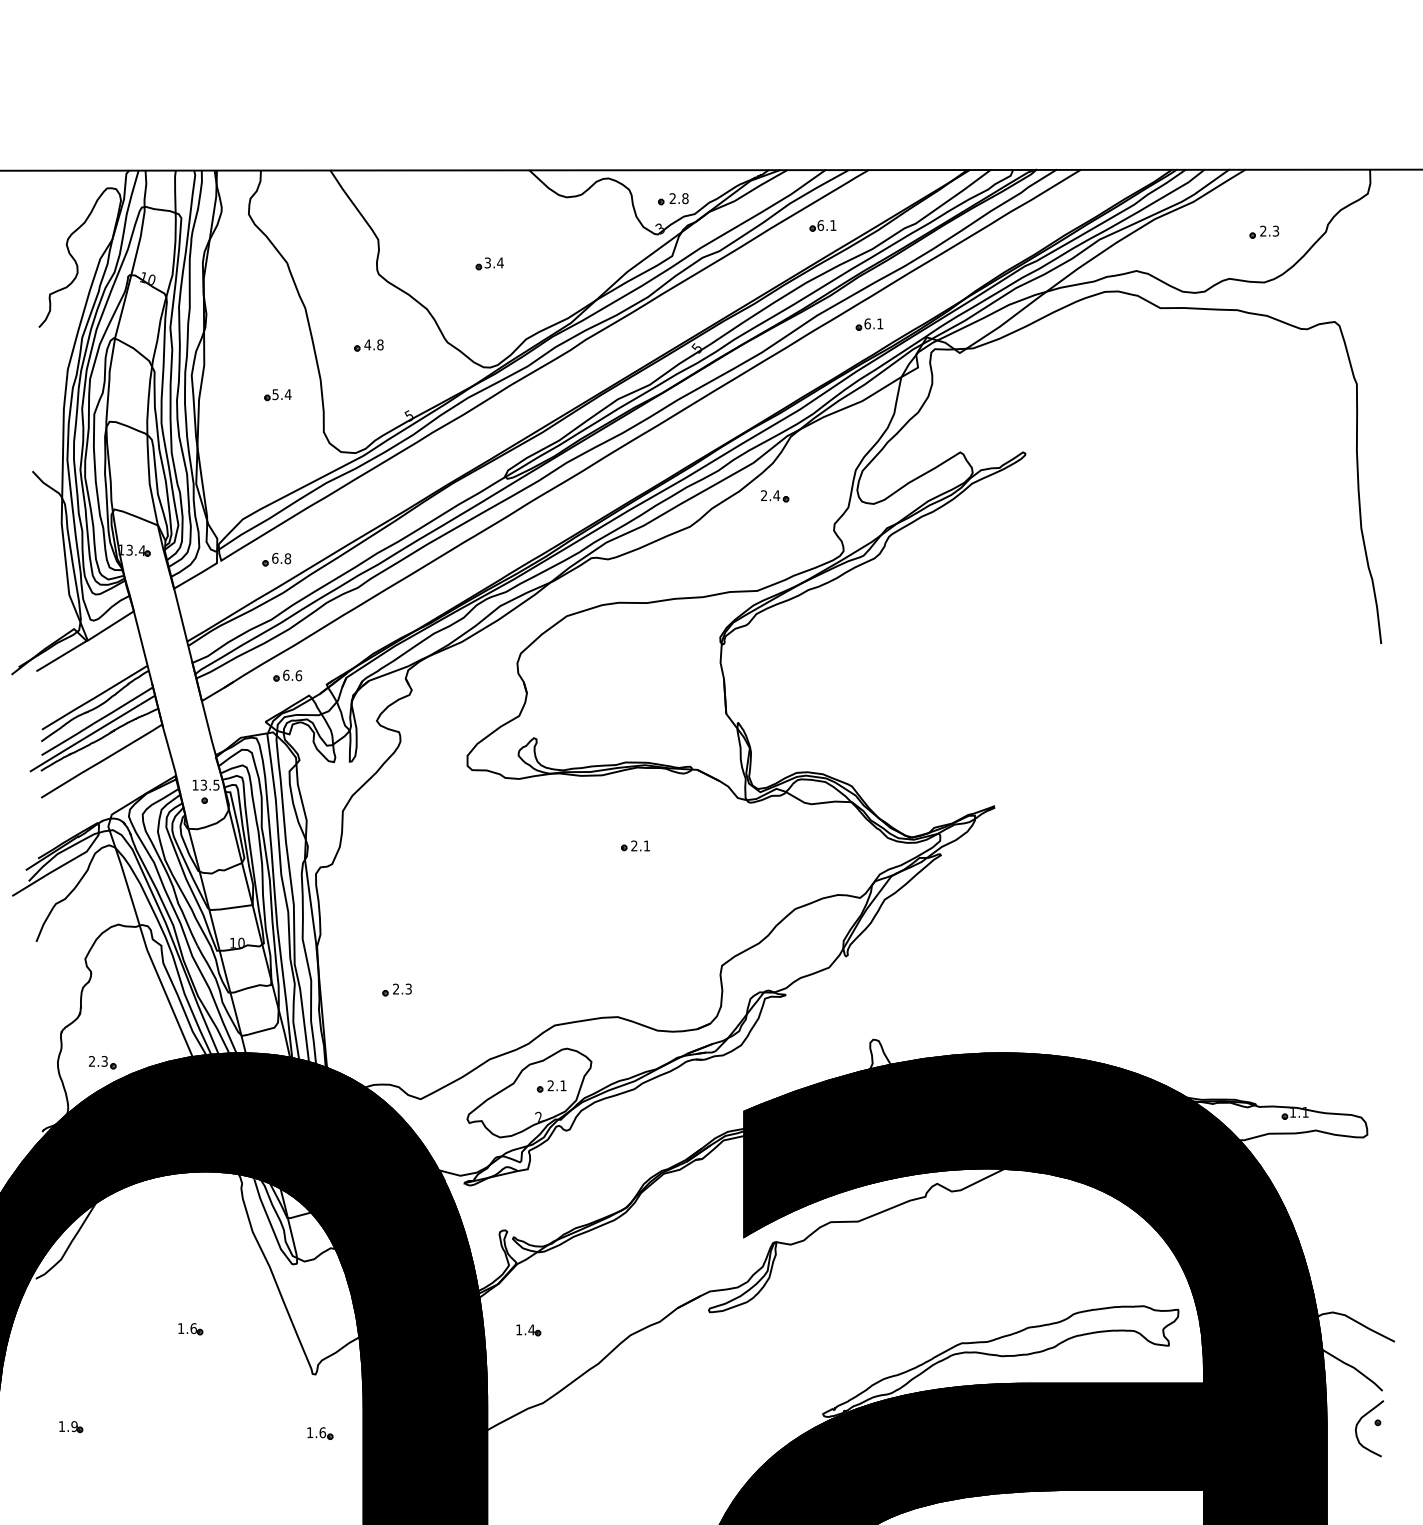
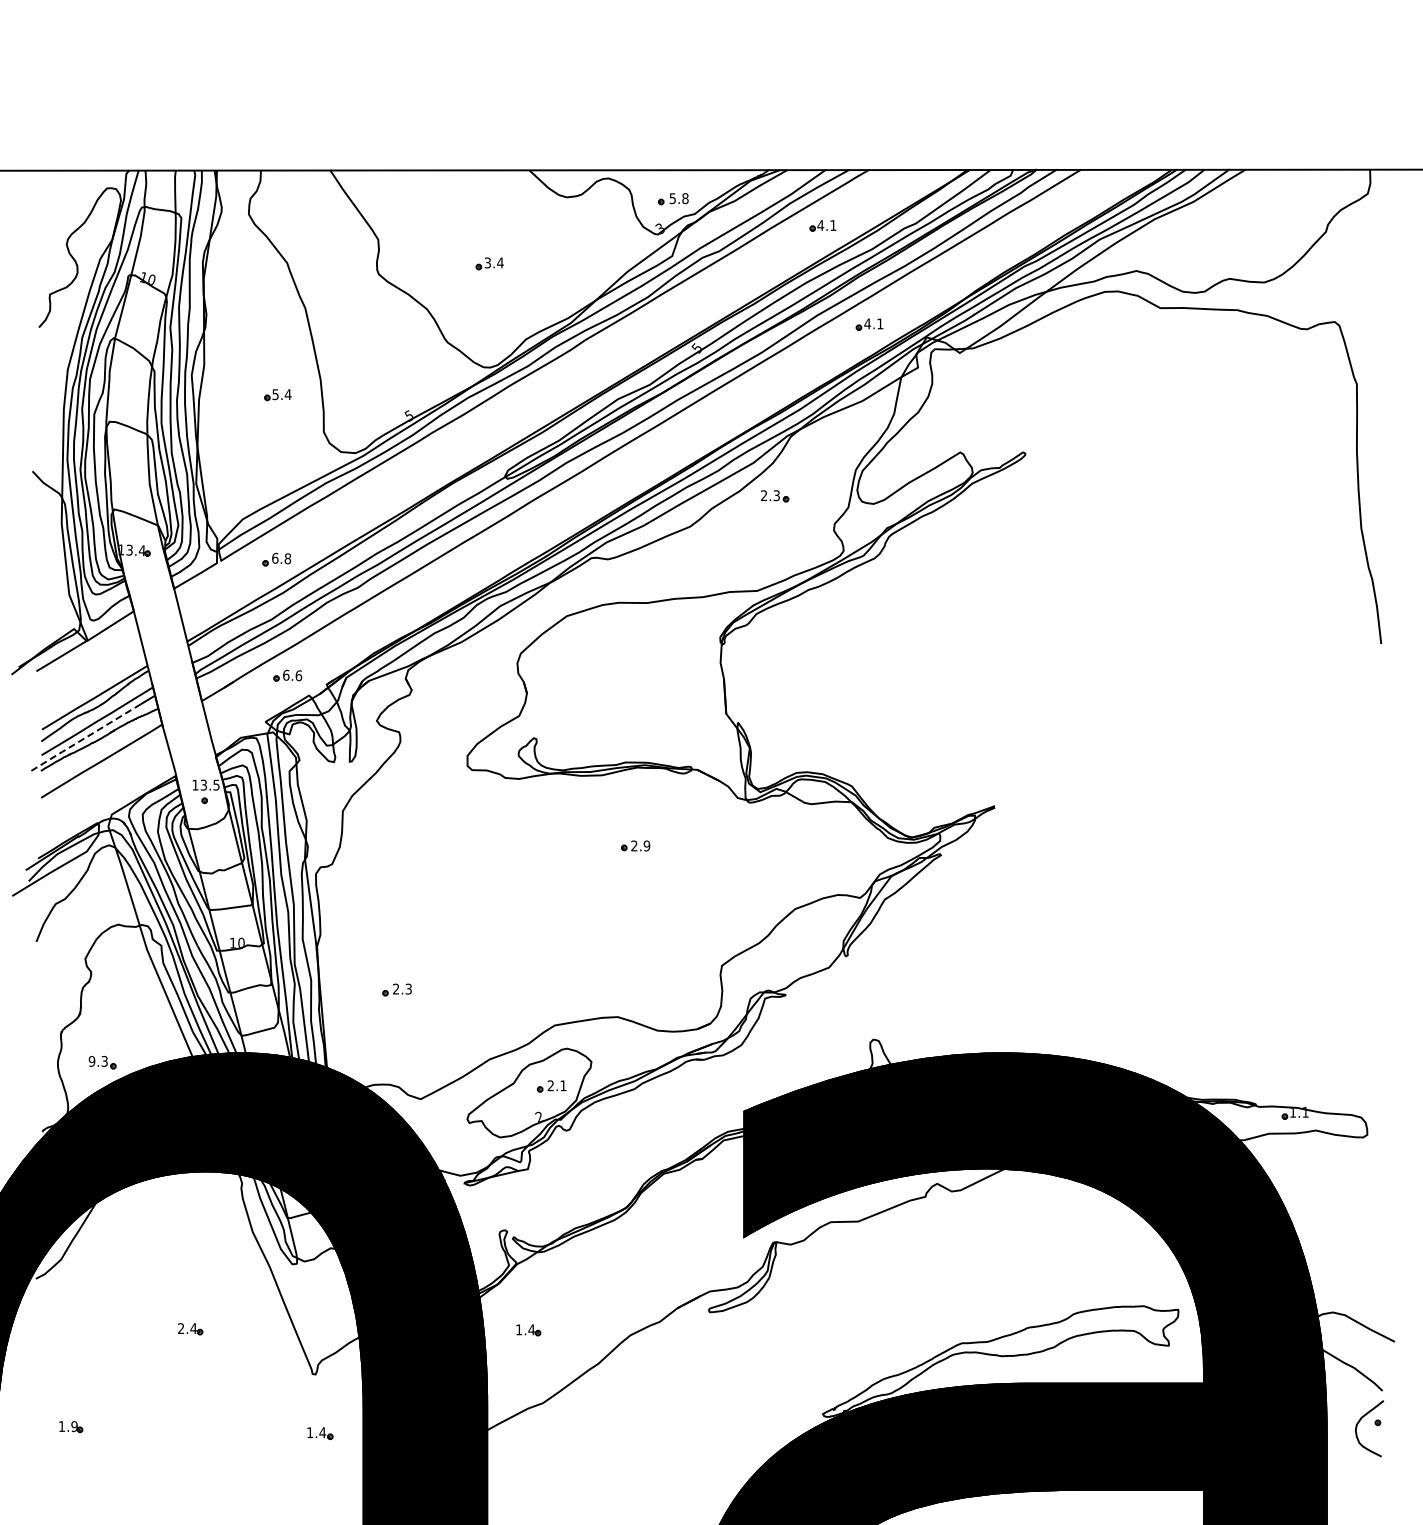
text: 2.8 -> 5.8 (672, 198)
text: 6.1 -> 4.1 (820, 225)
part: present -> none (1264, 231)
text: 6.1 -> 4.1 (867, 323)
part: present -> none (368, 345)
text: 2.4 -> 2.3 (776, 495)
line: solid -> dashed (84, 738)
text: 2.1 -> 2.9 (646, 845)
text: 2.3 -> 9.3 (91, 1061)
text: 1.6 -> 2.4 (187, 1328)
text: 1.6 -> 1.4 (322, 1432)
